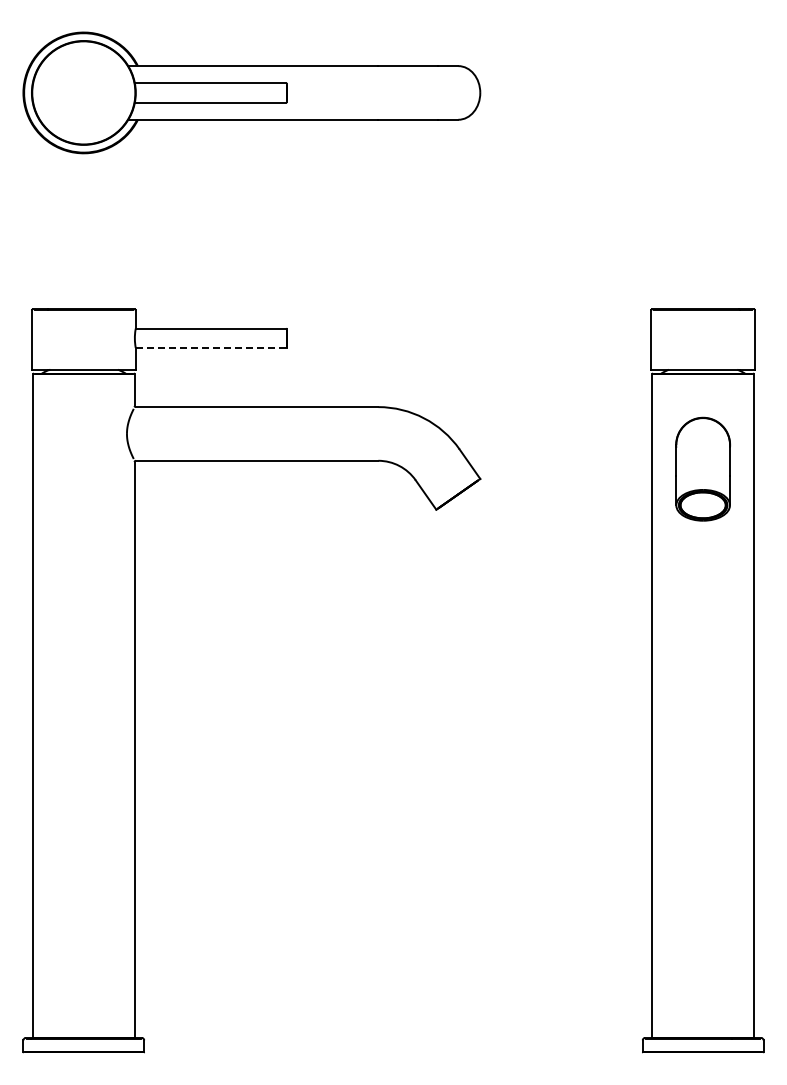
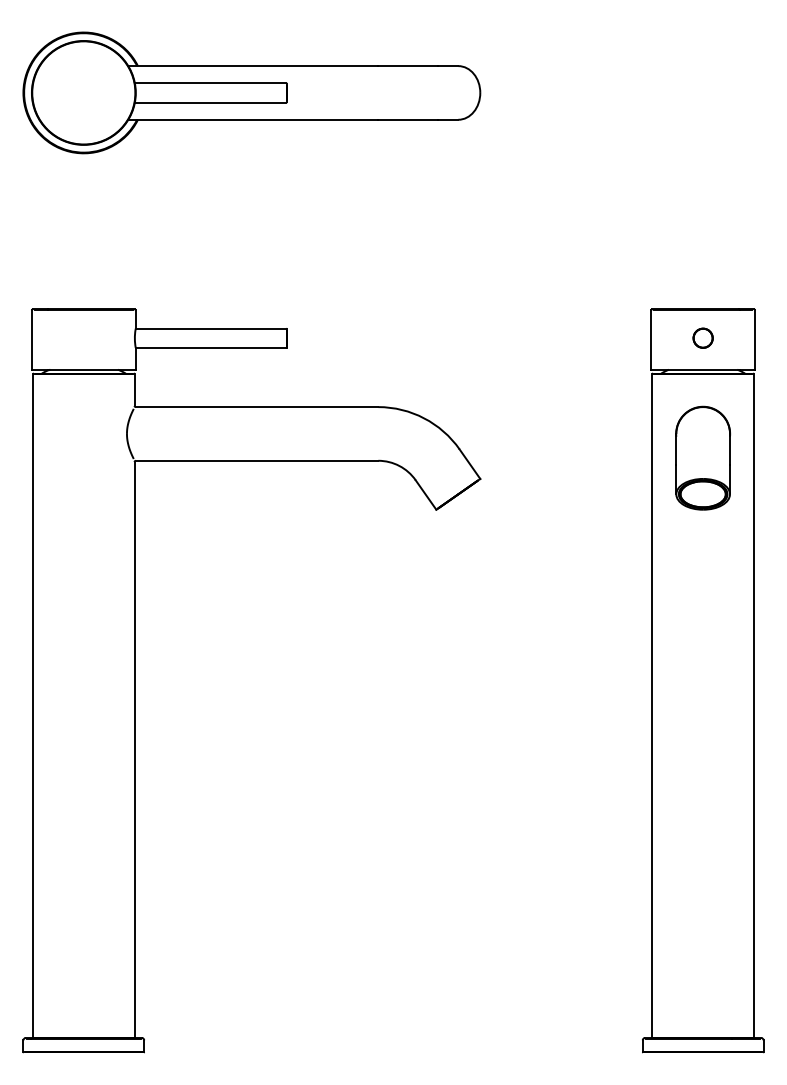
circle: none -> present (702, 337)
line: dashed -> solid (210, 347)
part position: (702, 468) -> (702, 457) (702, 457)
